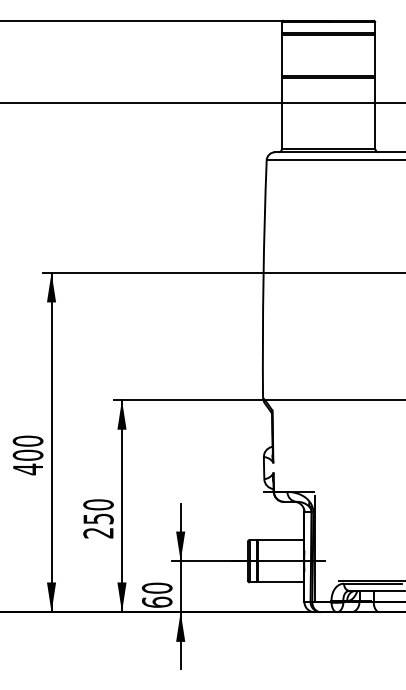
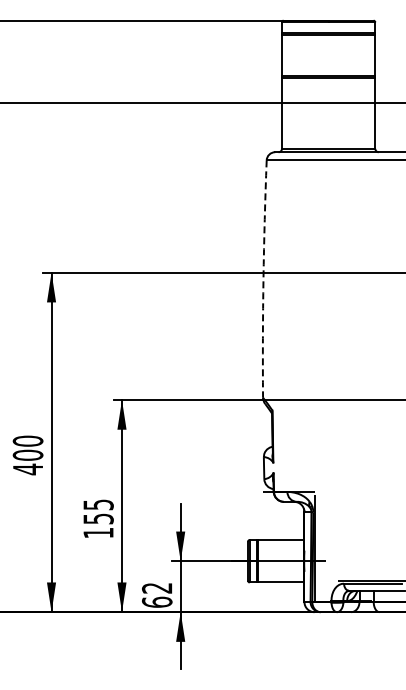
arc: solid -> dashed (263, 279)
text: 250 -> 155 (98, 518)
text: 60 -> 62 (157, 587)
